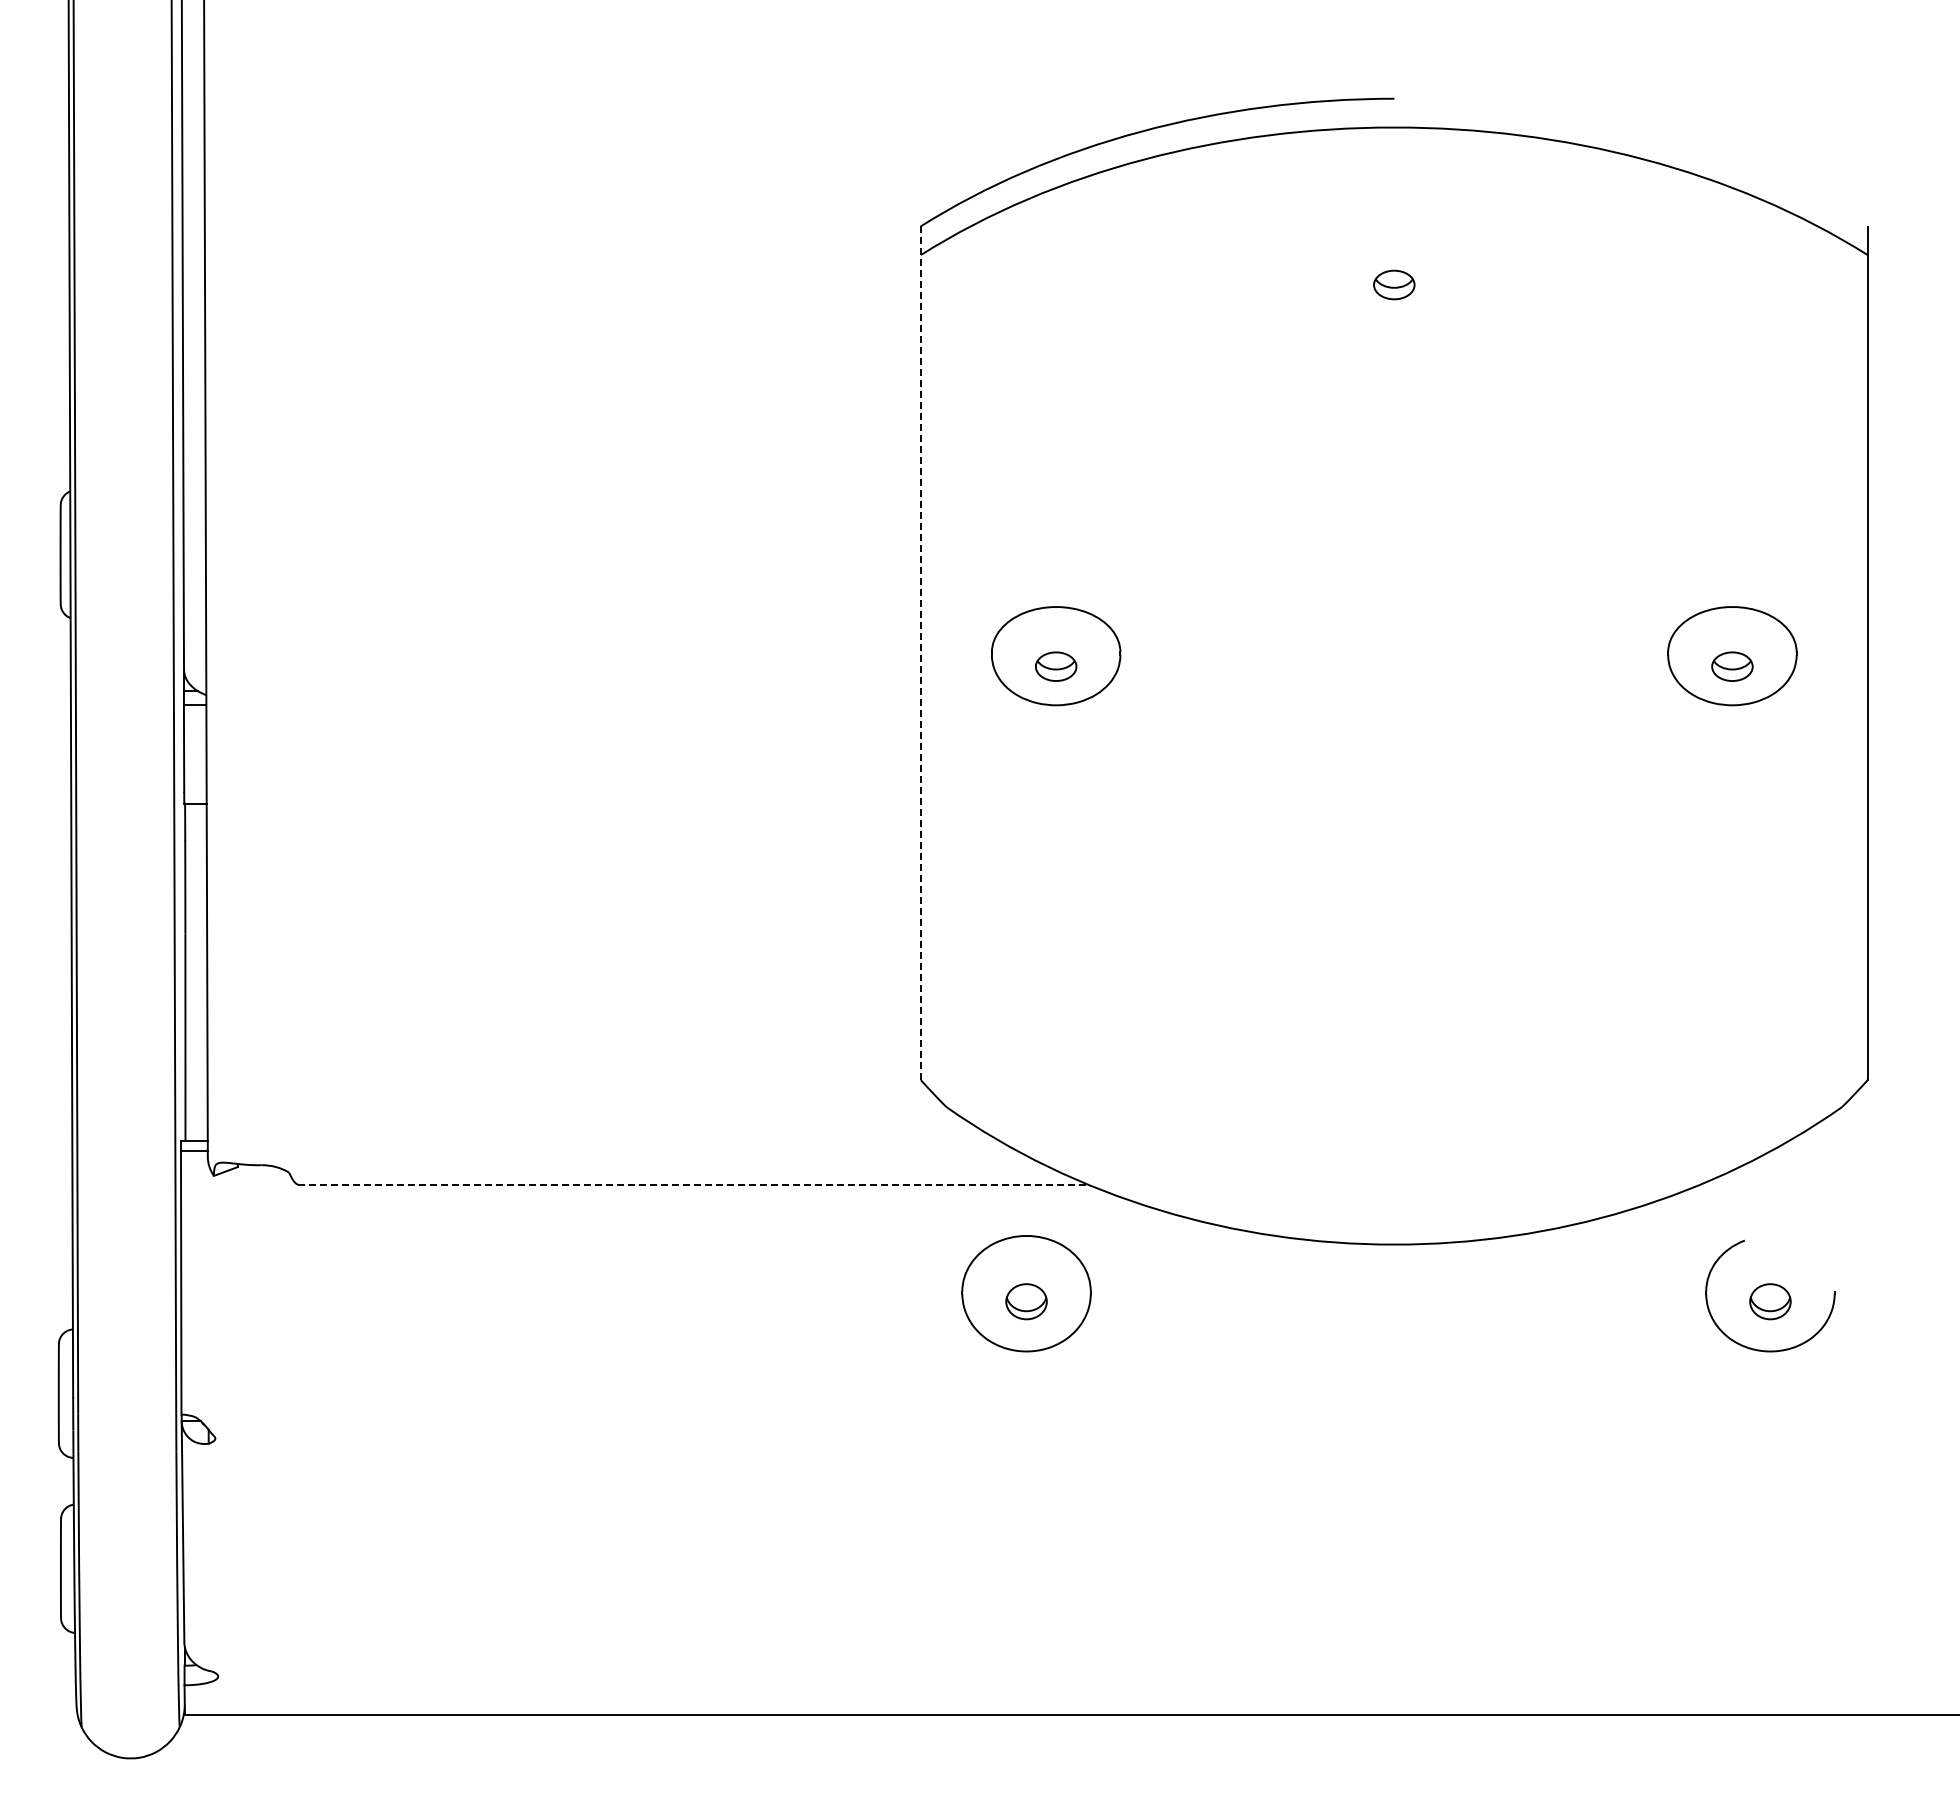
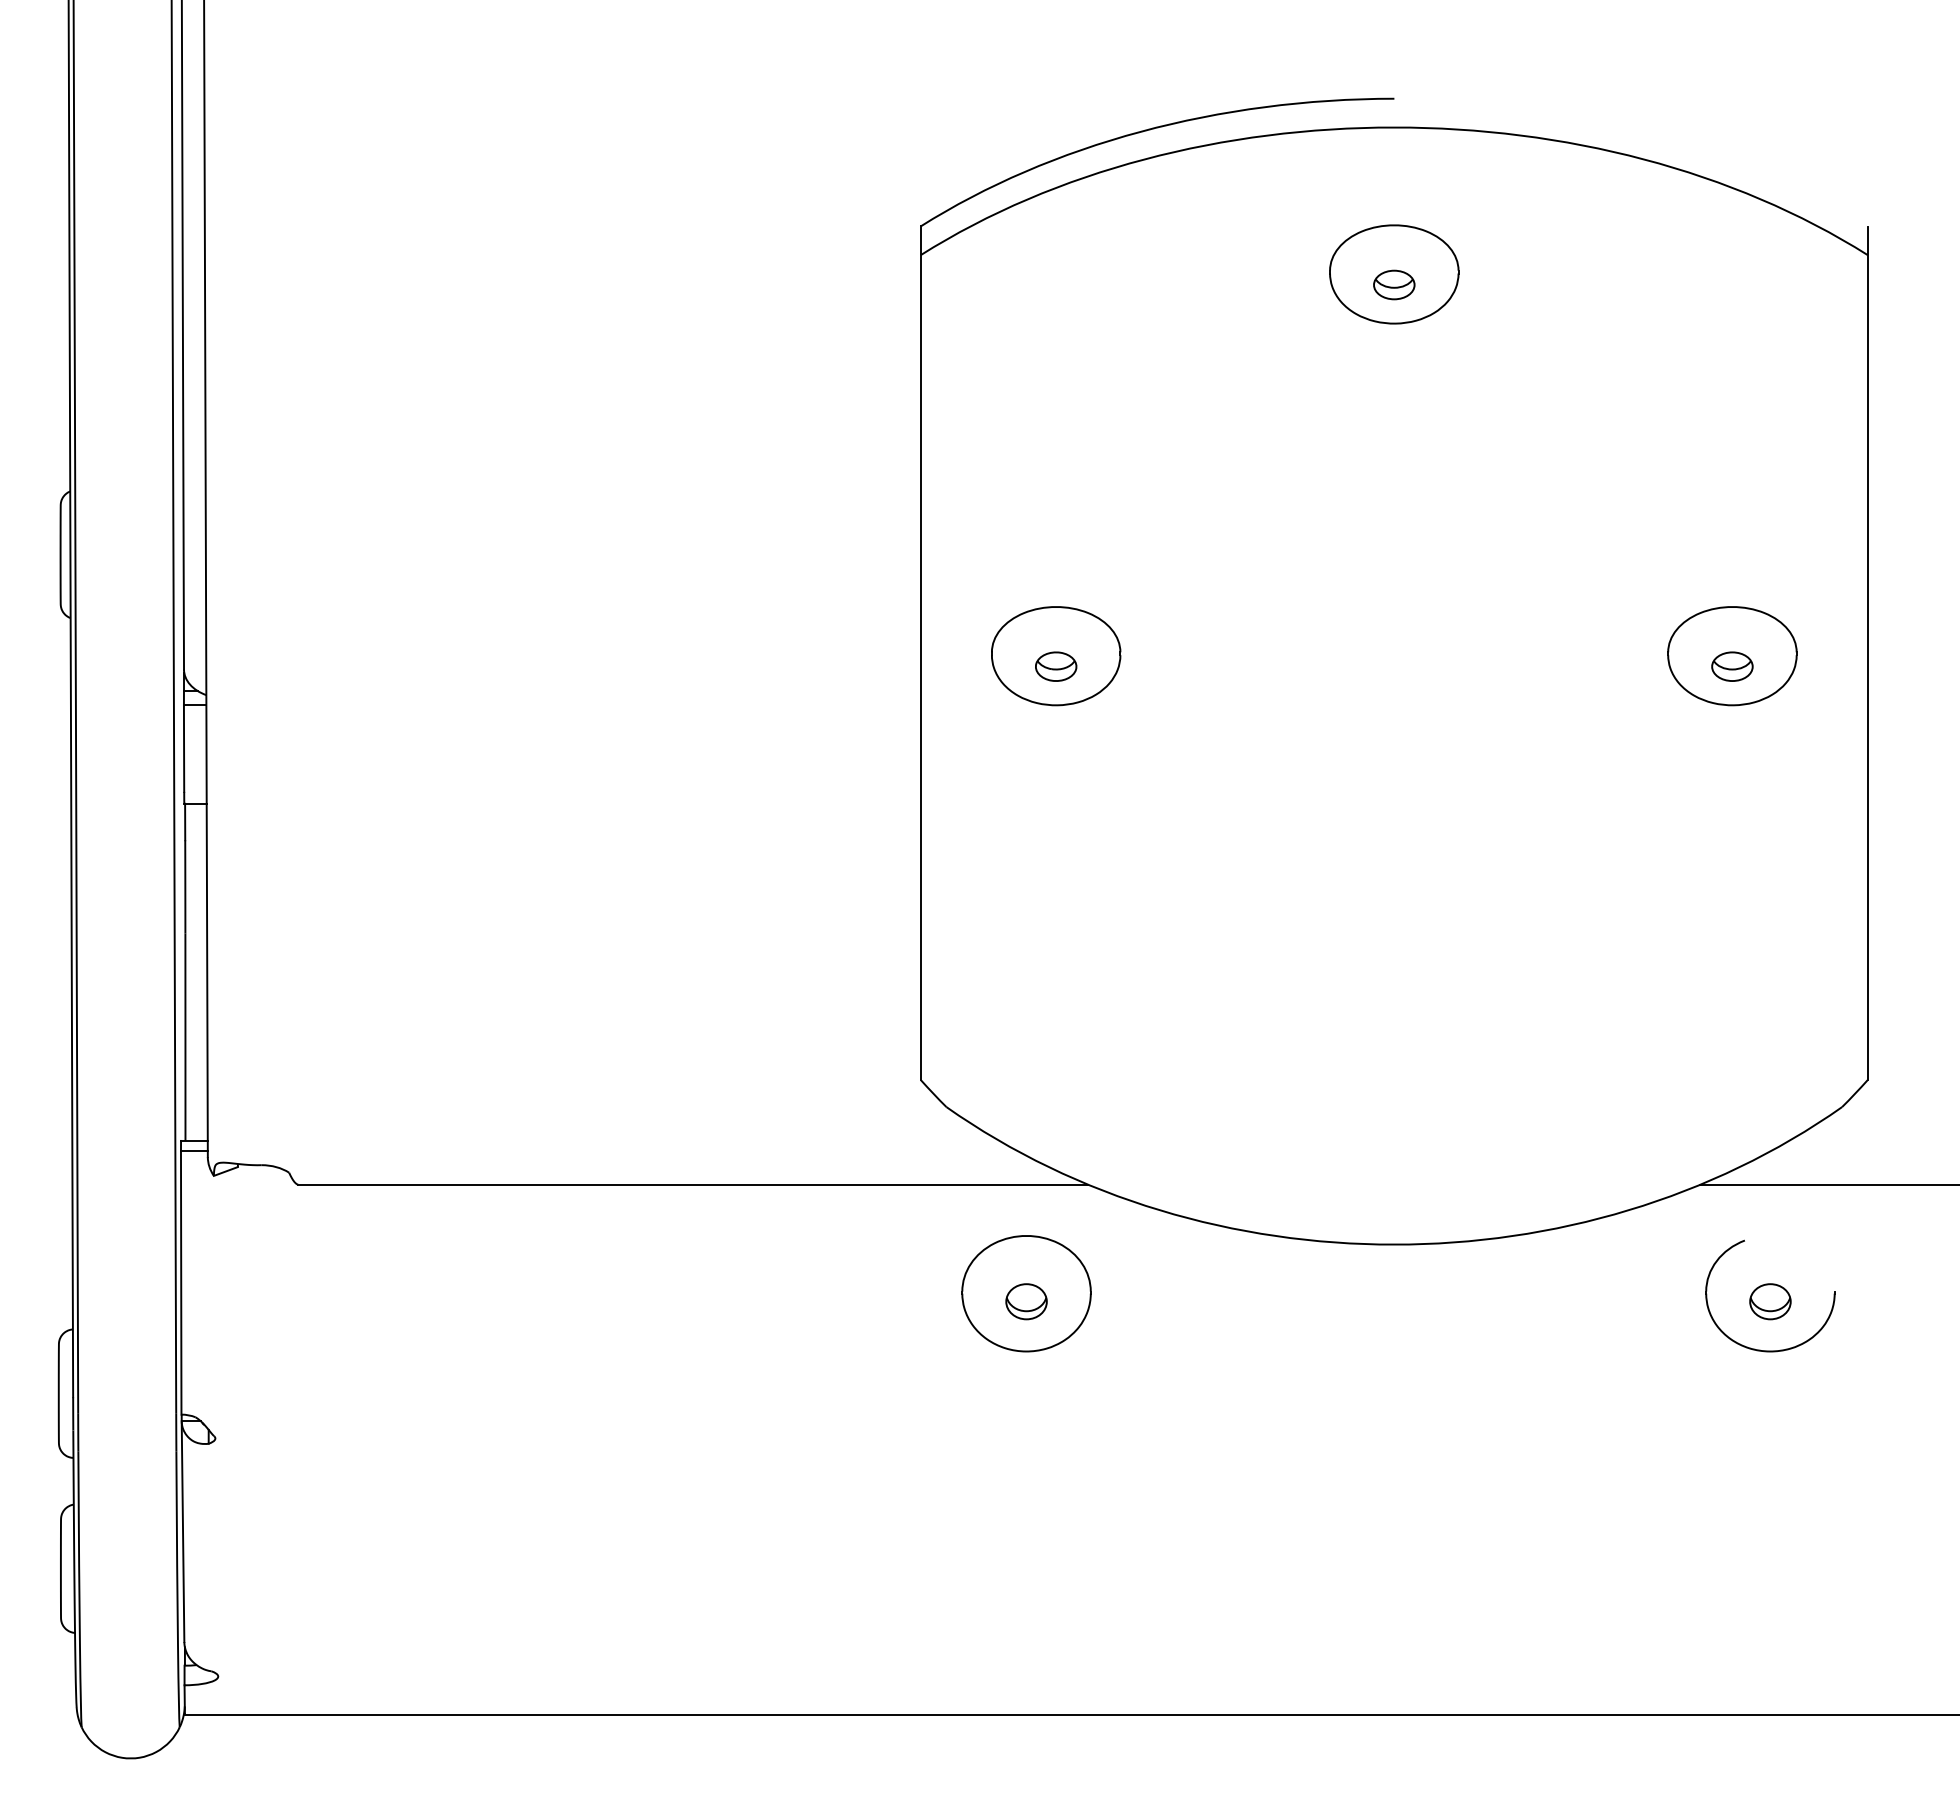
part: none -> present (1394, 274)
line: dashed -> solid (920, 653)
line: dashed -> solid (693, 1184)
line: none -> present (1828, 1184)
